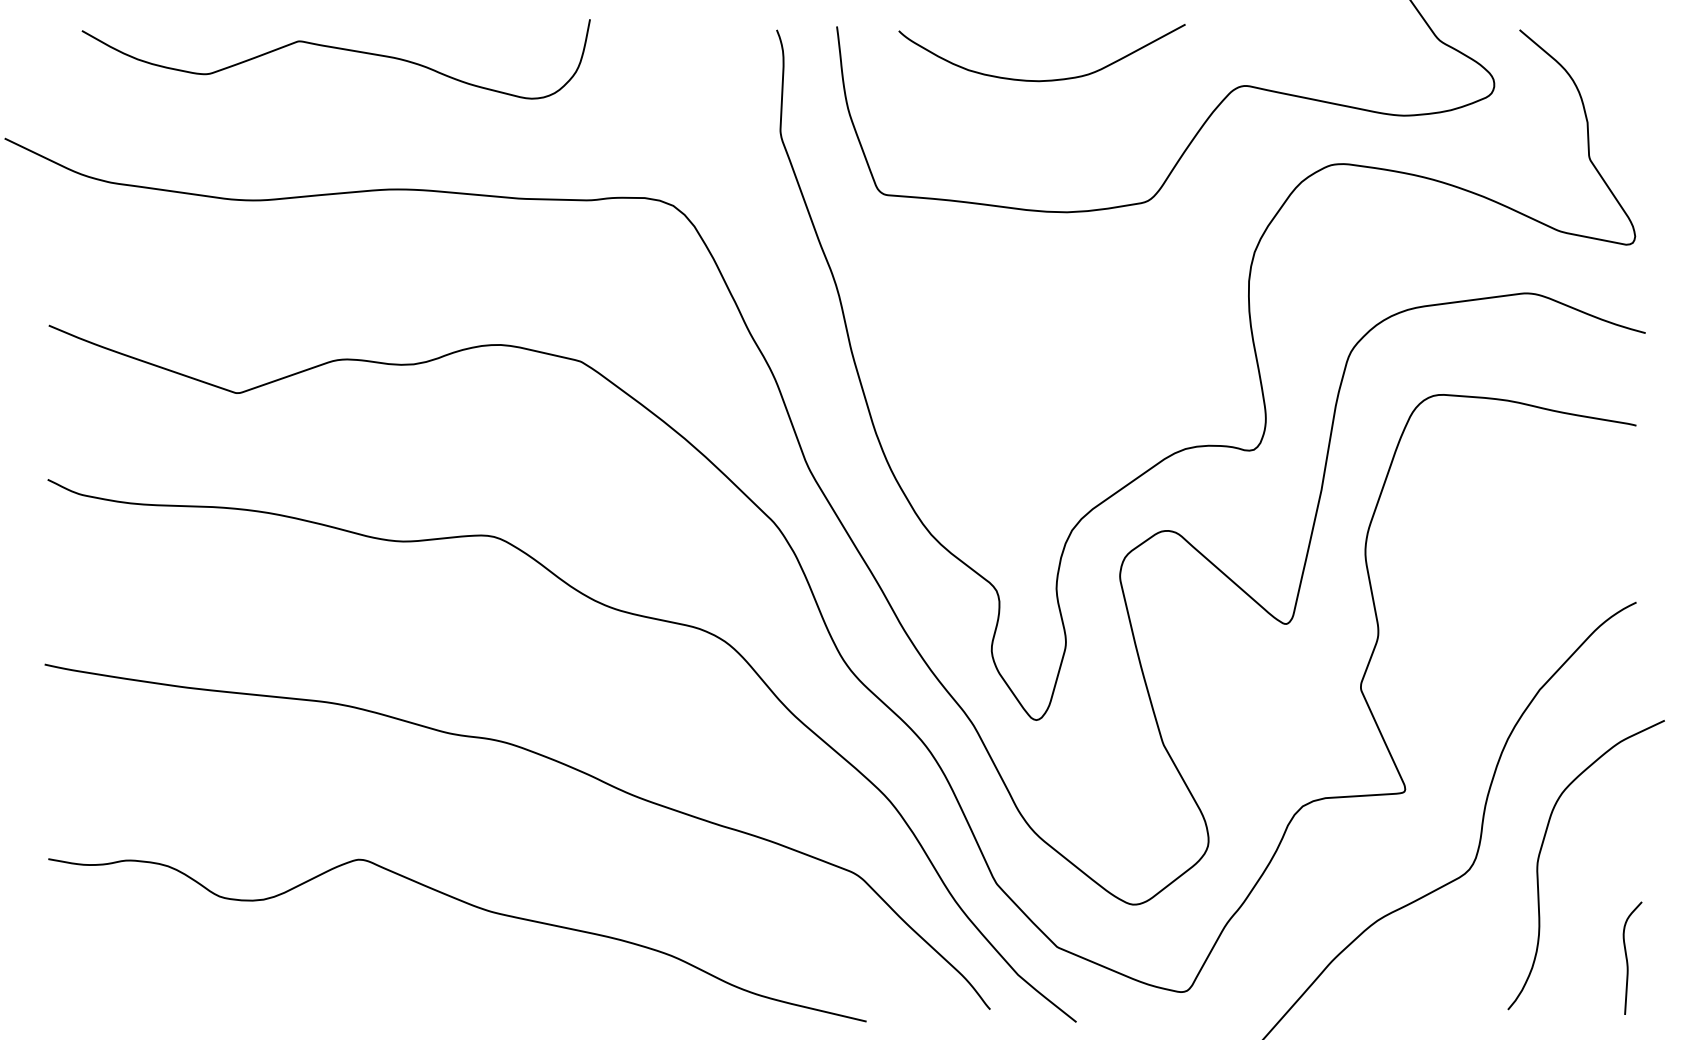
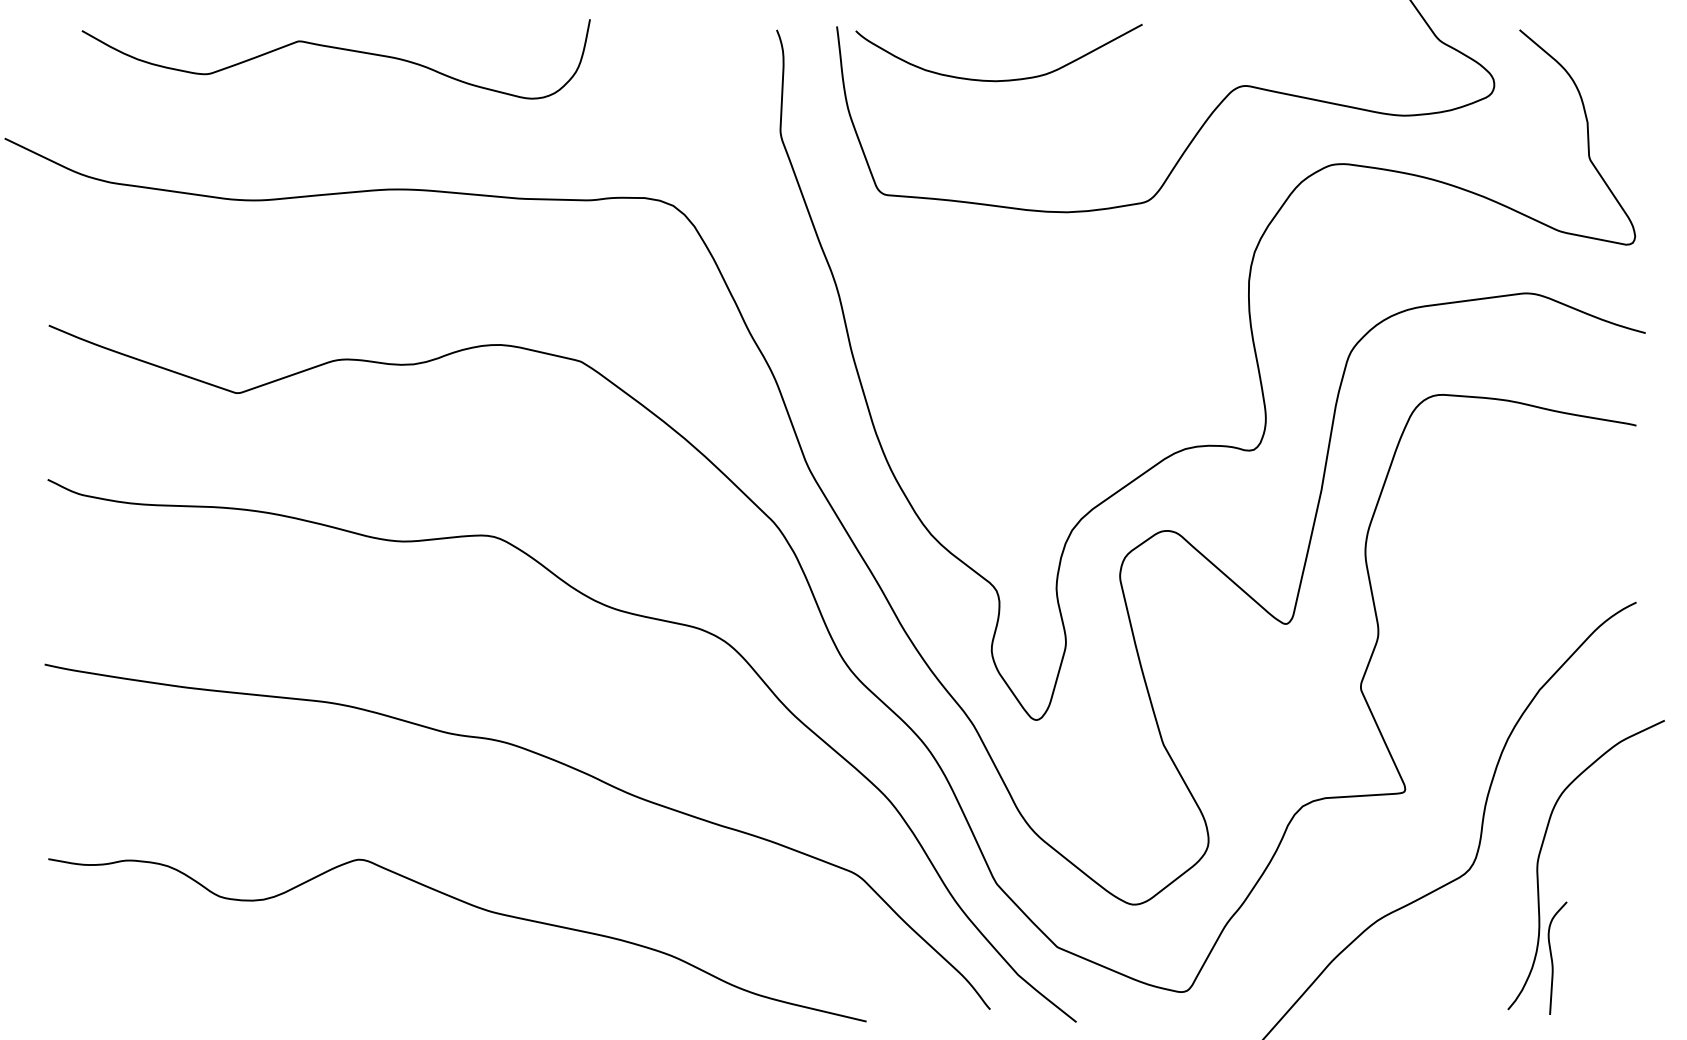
curve position: (1047, 79) -> (1004, 79) (1004, 79)
curve position: (1627, 957) -> (1552, 957) (1552, 957)
